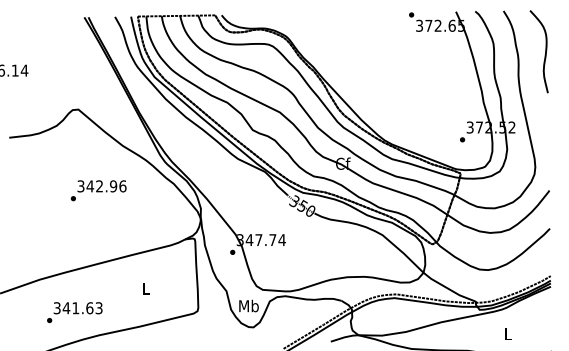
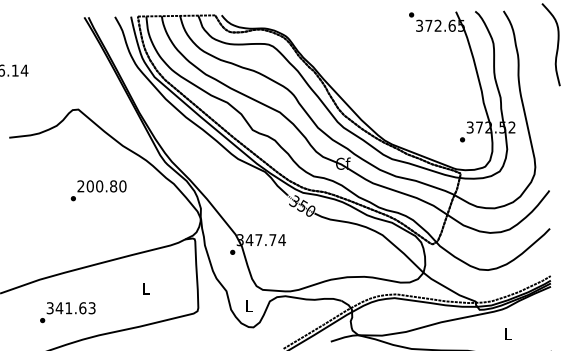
curve position: (545, 51) -> (557, 44) (557, 44)
text: 342.96 -> 200.80 (101, 186)
text: Mb -> L (248, 305)
text position: (74, 312) -> (67, 312) (67, 312)
